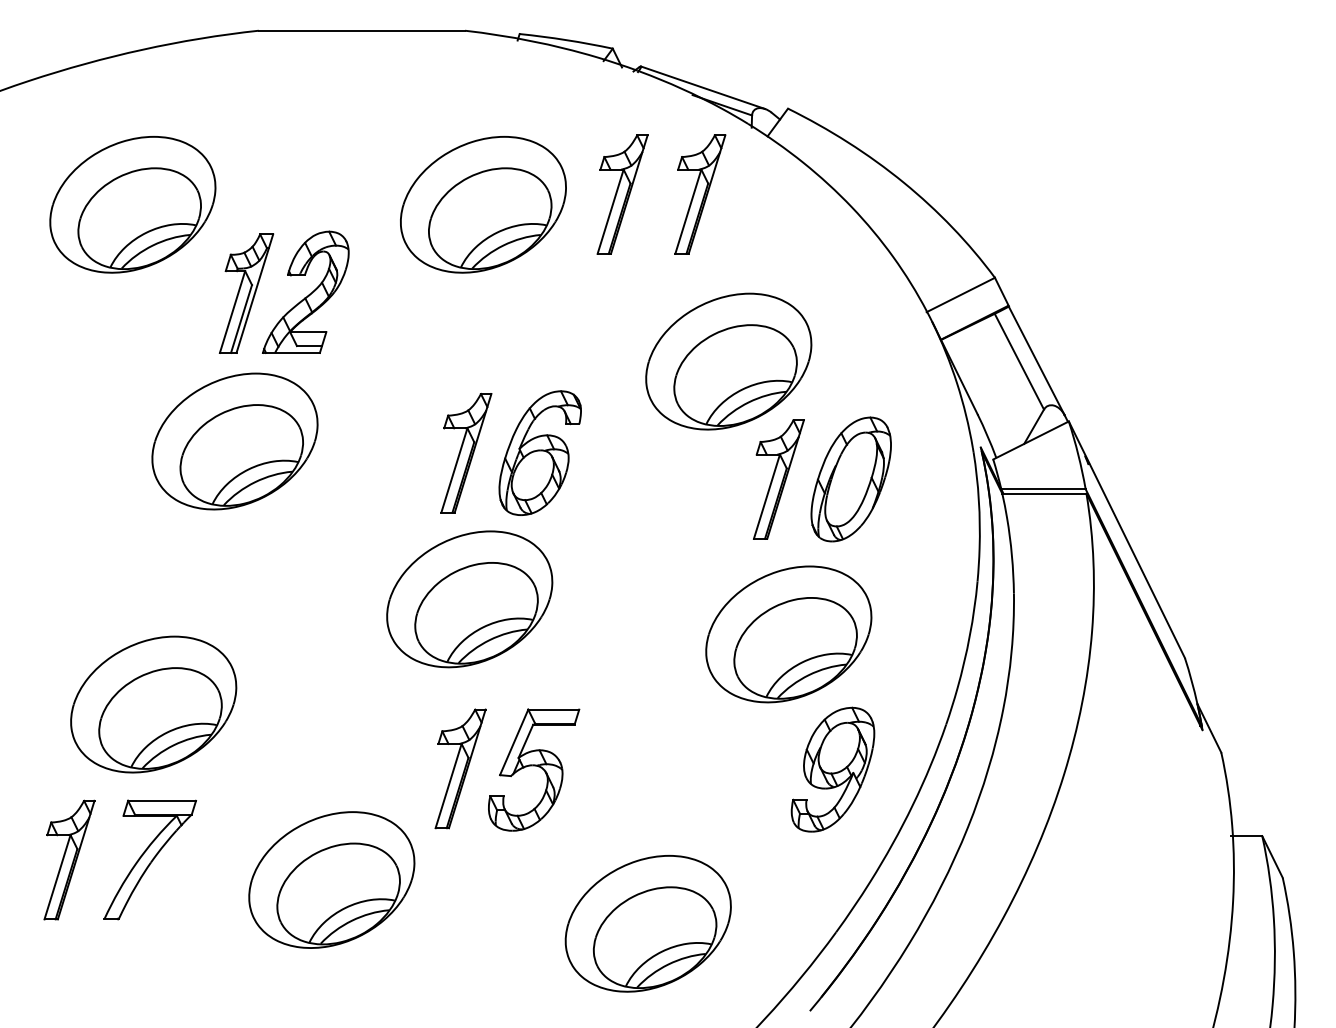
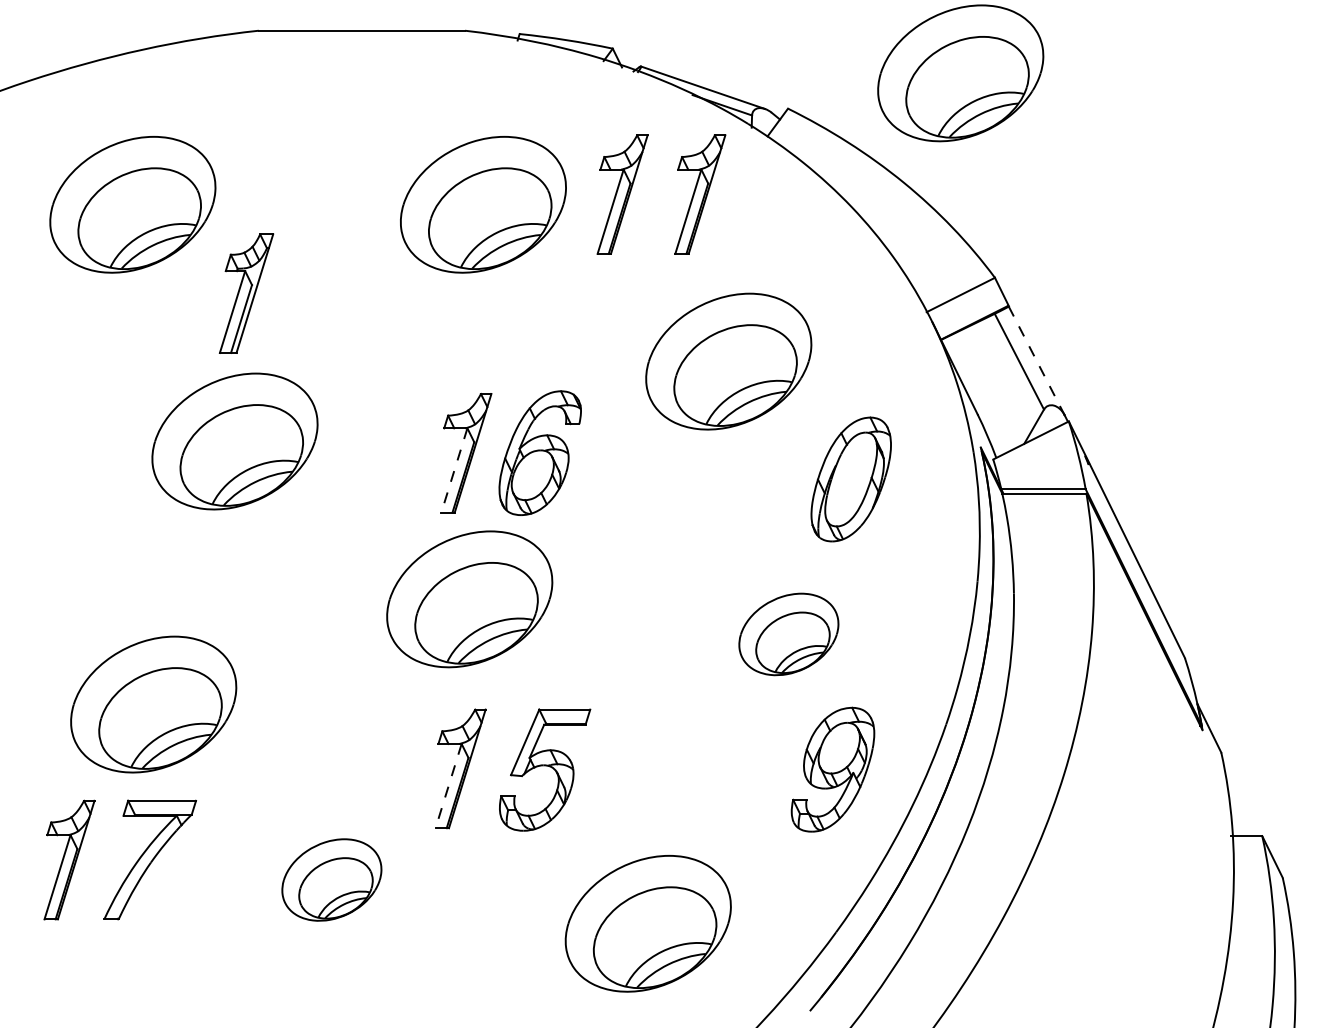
part: none -> present (960, 73)
part: present -> none (305, 291)
line: solid -> dashed (1036, 361)
line: solid -> dashed (454, 470)
part: present -> none (778, 479)
part size: 168x139 px -> 102x85 px (788, 634)
part position: (534, 769) -> (545, 769) (545, 769)
line: solid -> dashed (448, 786)
part size: 168x138 px -> 102x84 px (331, 879)
